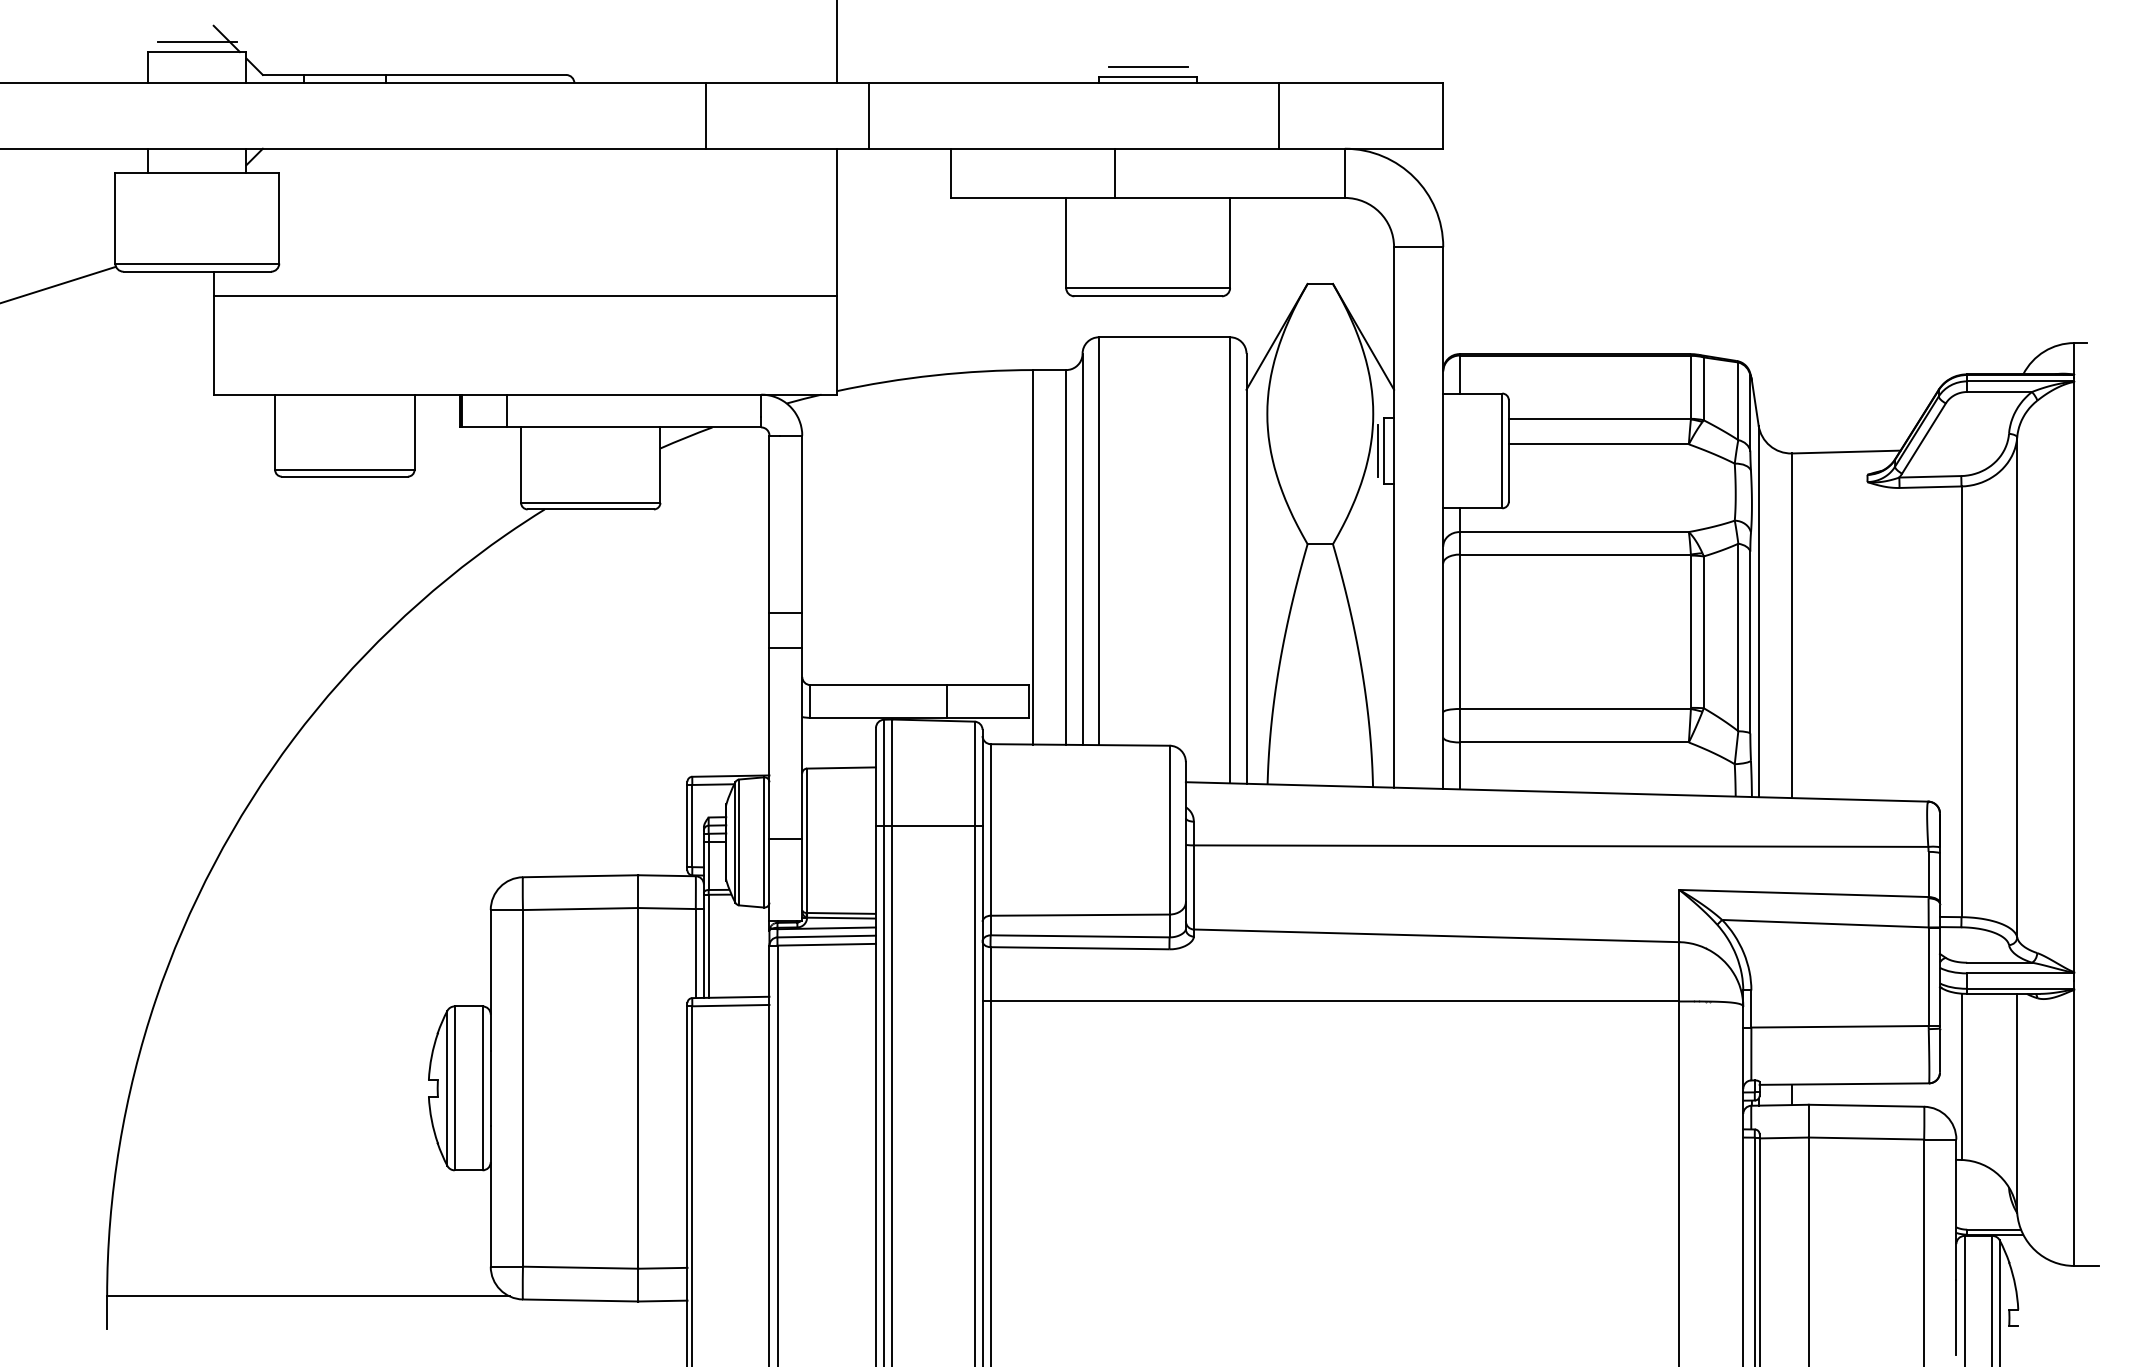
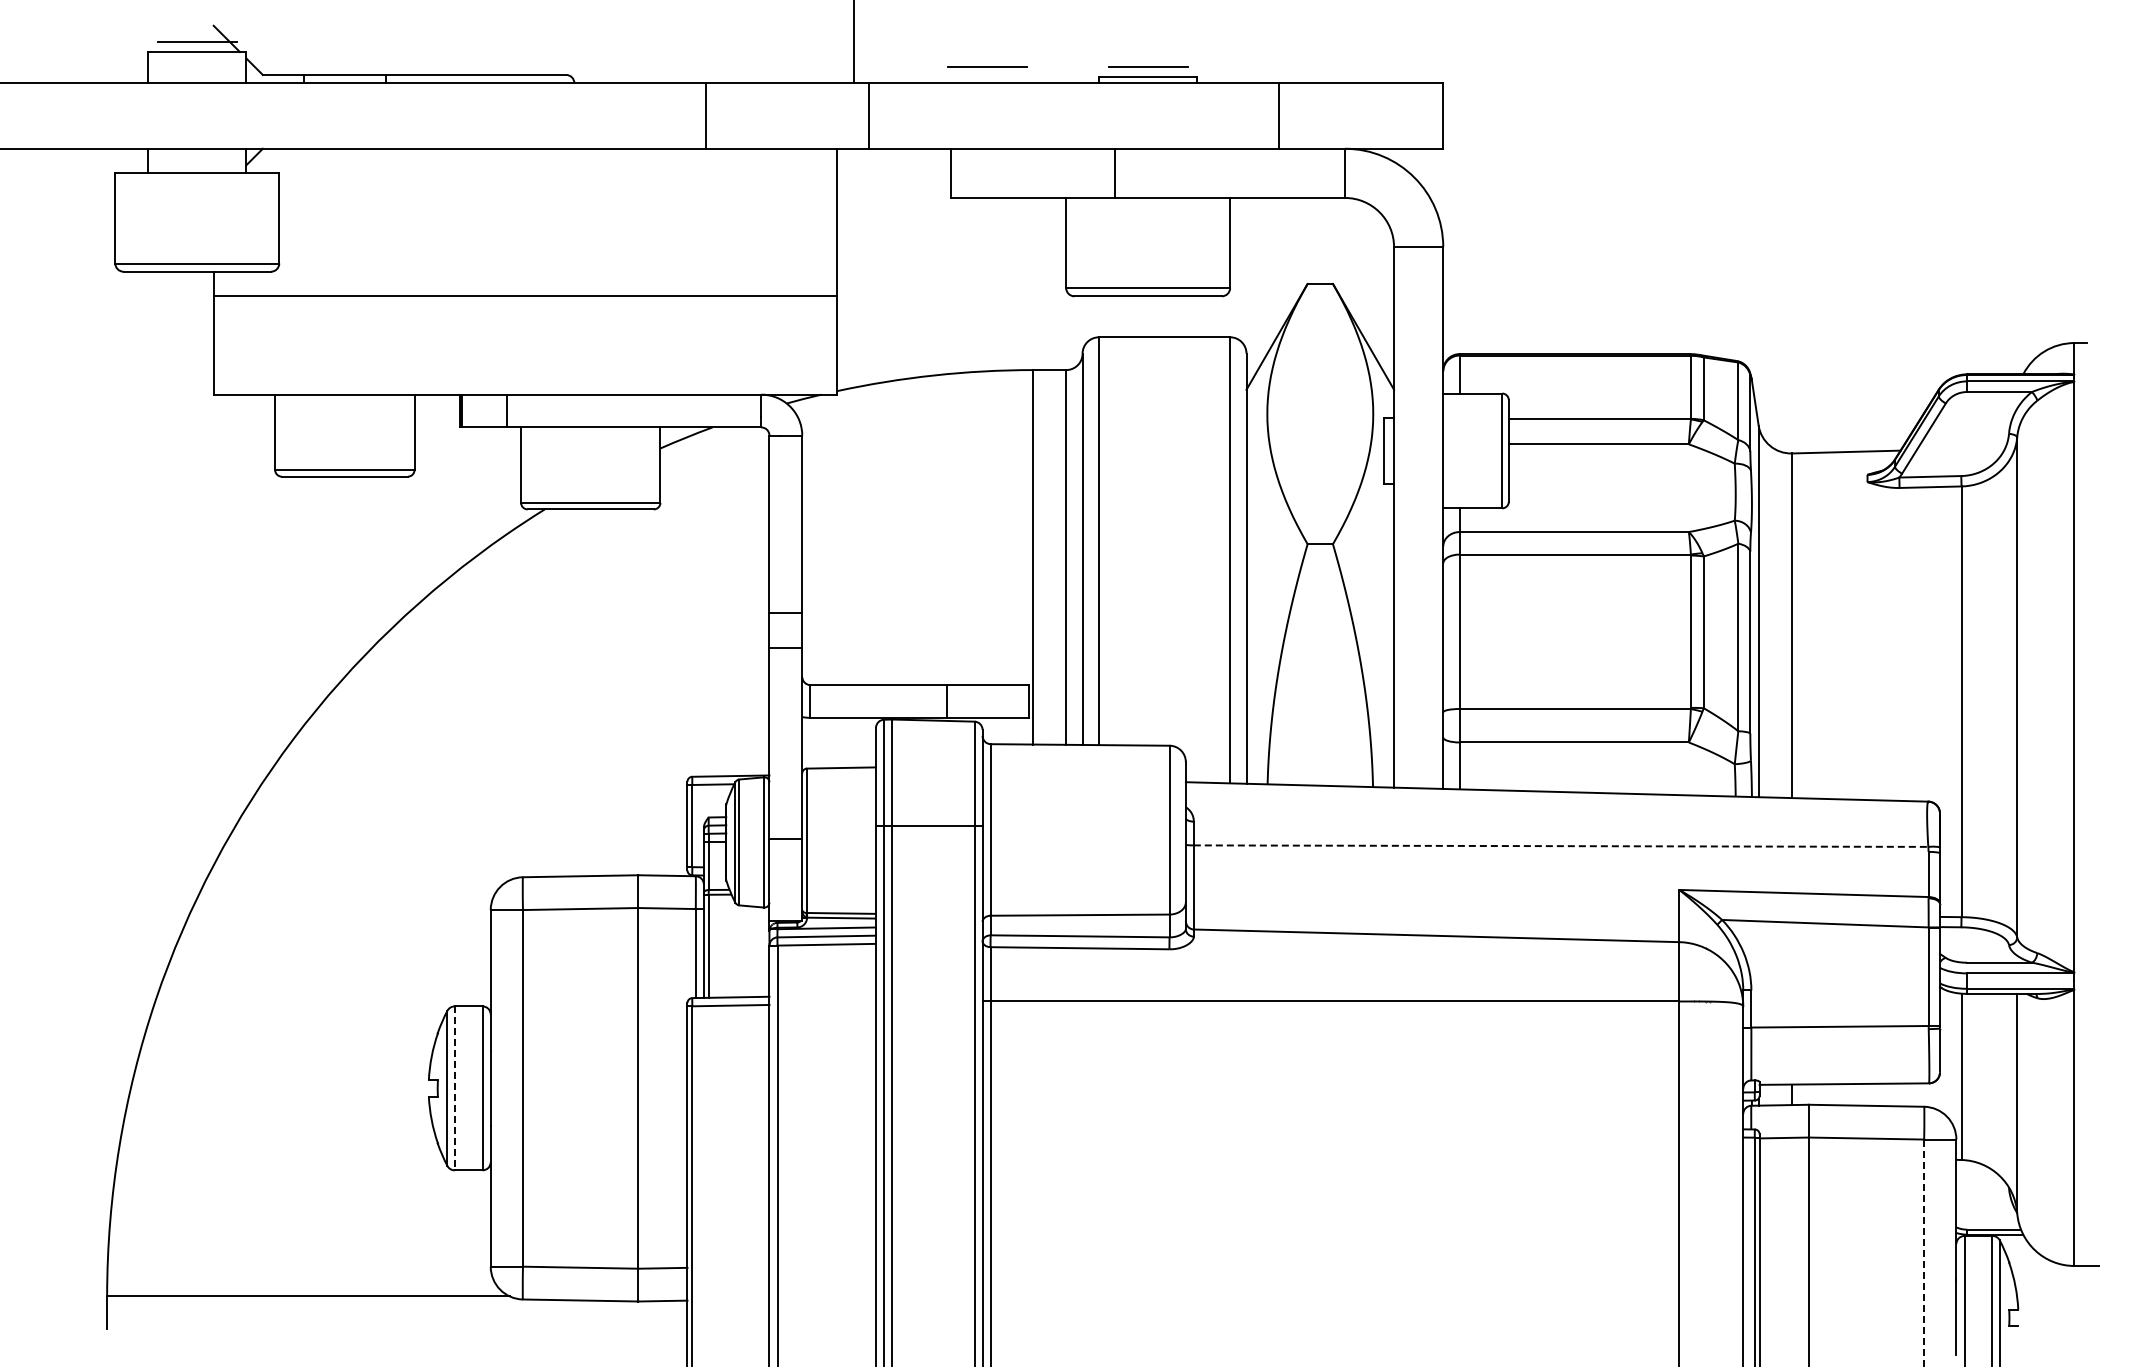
line position: (836, 42) -> (853, 42) (853, 42)
line: none -> present (987, 66)
line: present -> none (59, 284)
line: present -> none (1377, 450)
line: solid -> dashed (1561, 846)
line: solid -> dashed (454, 1088)
line: solid -> dashed (1924, 1253)
